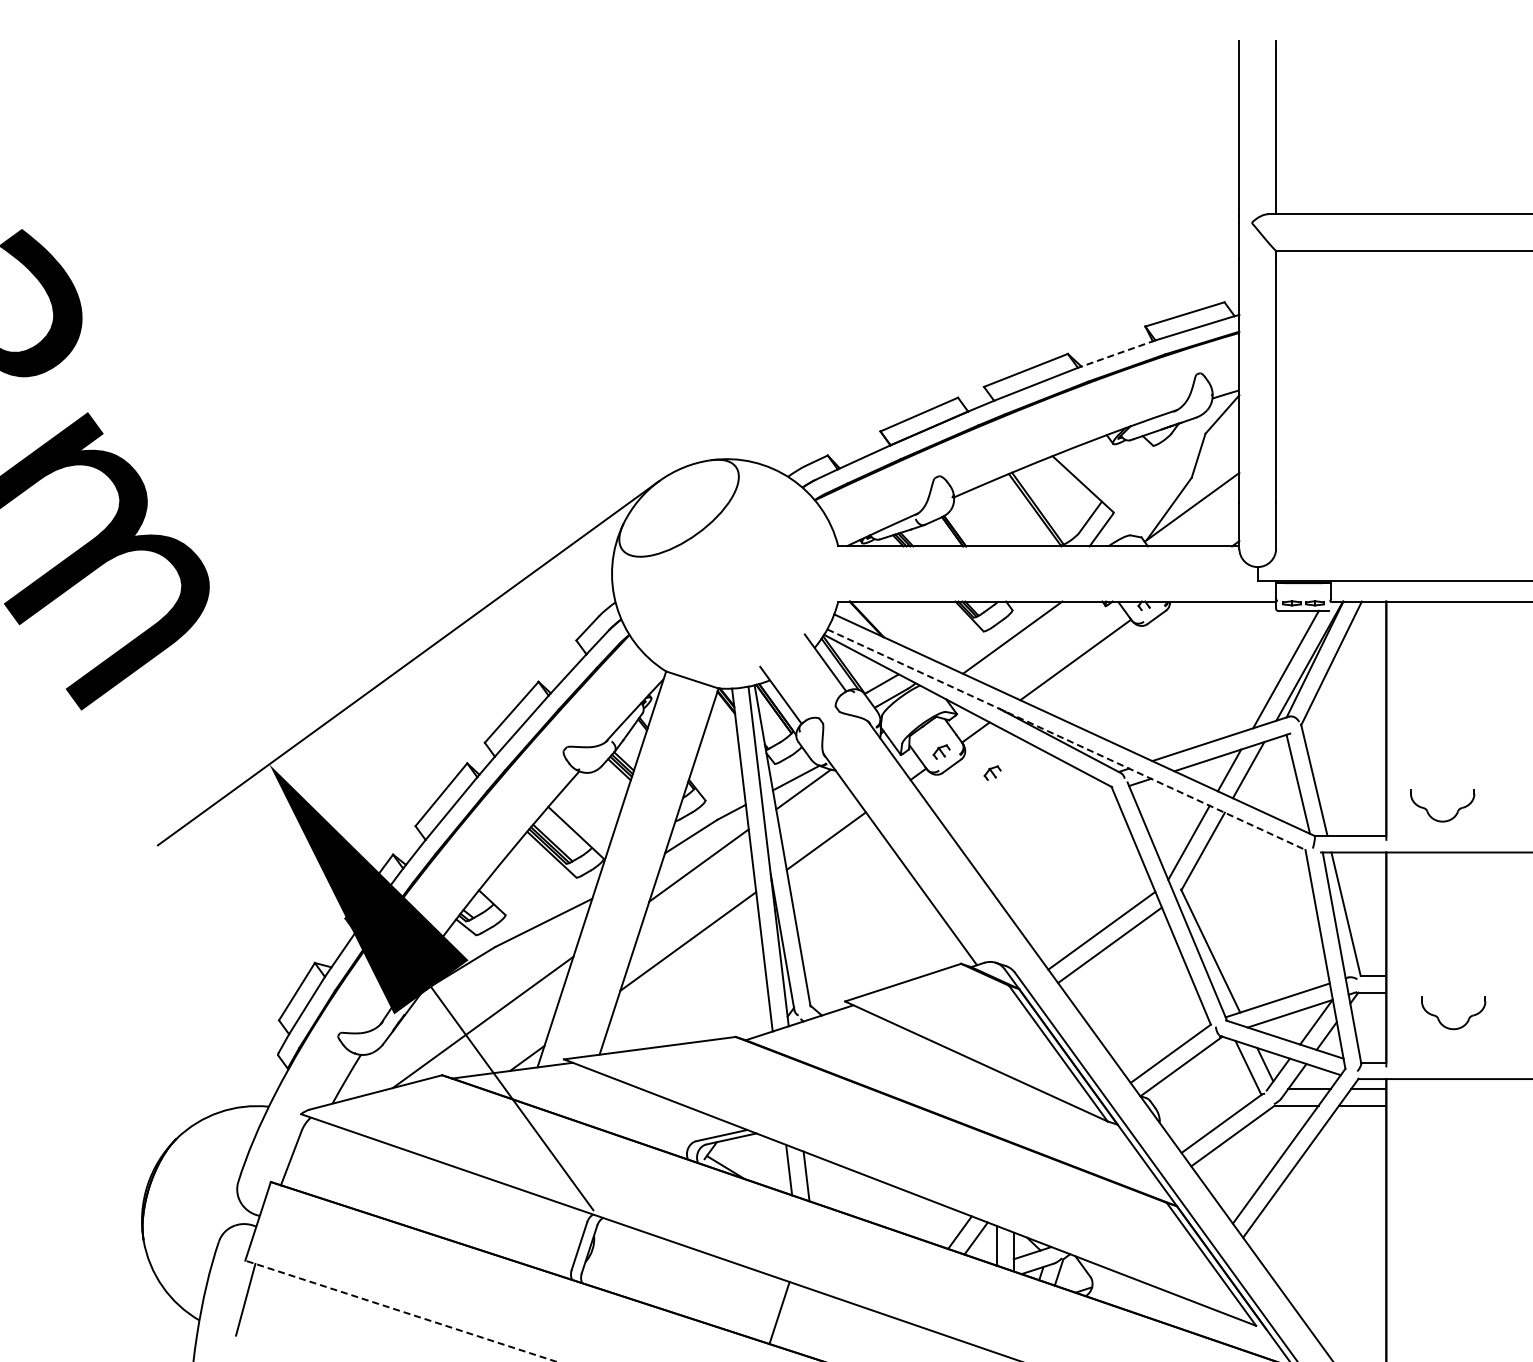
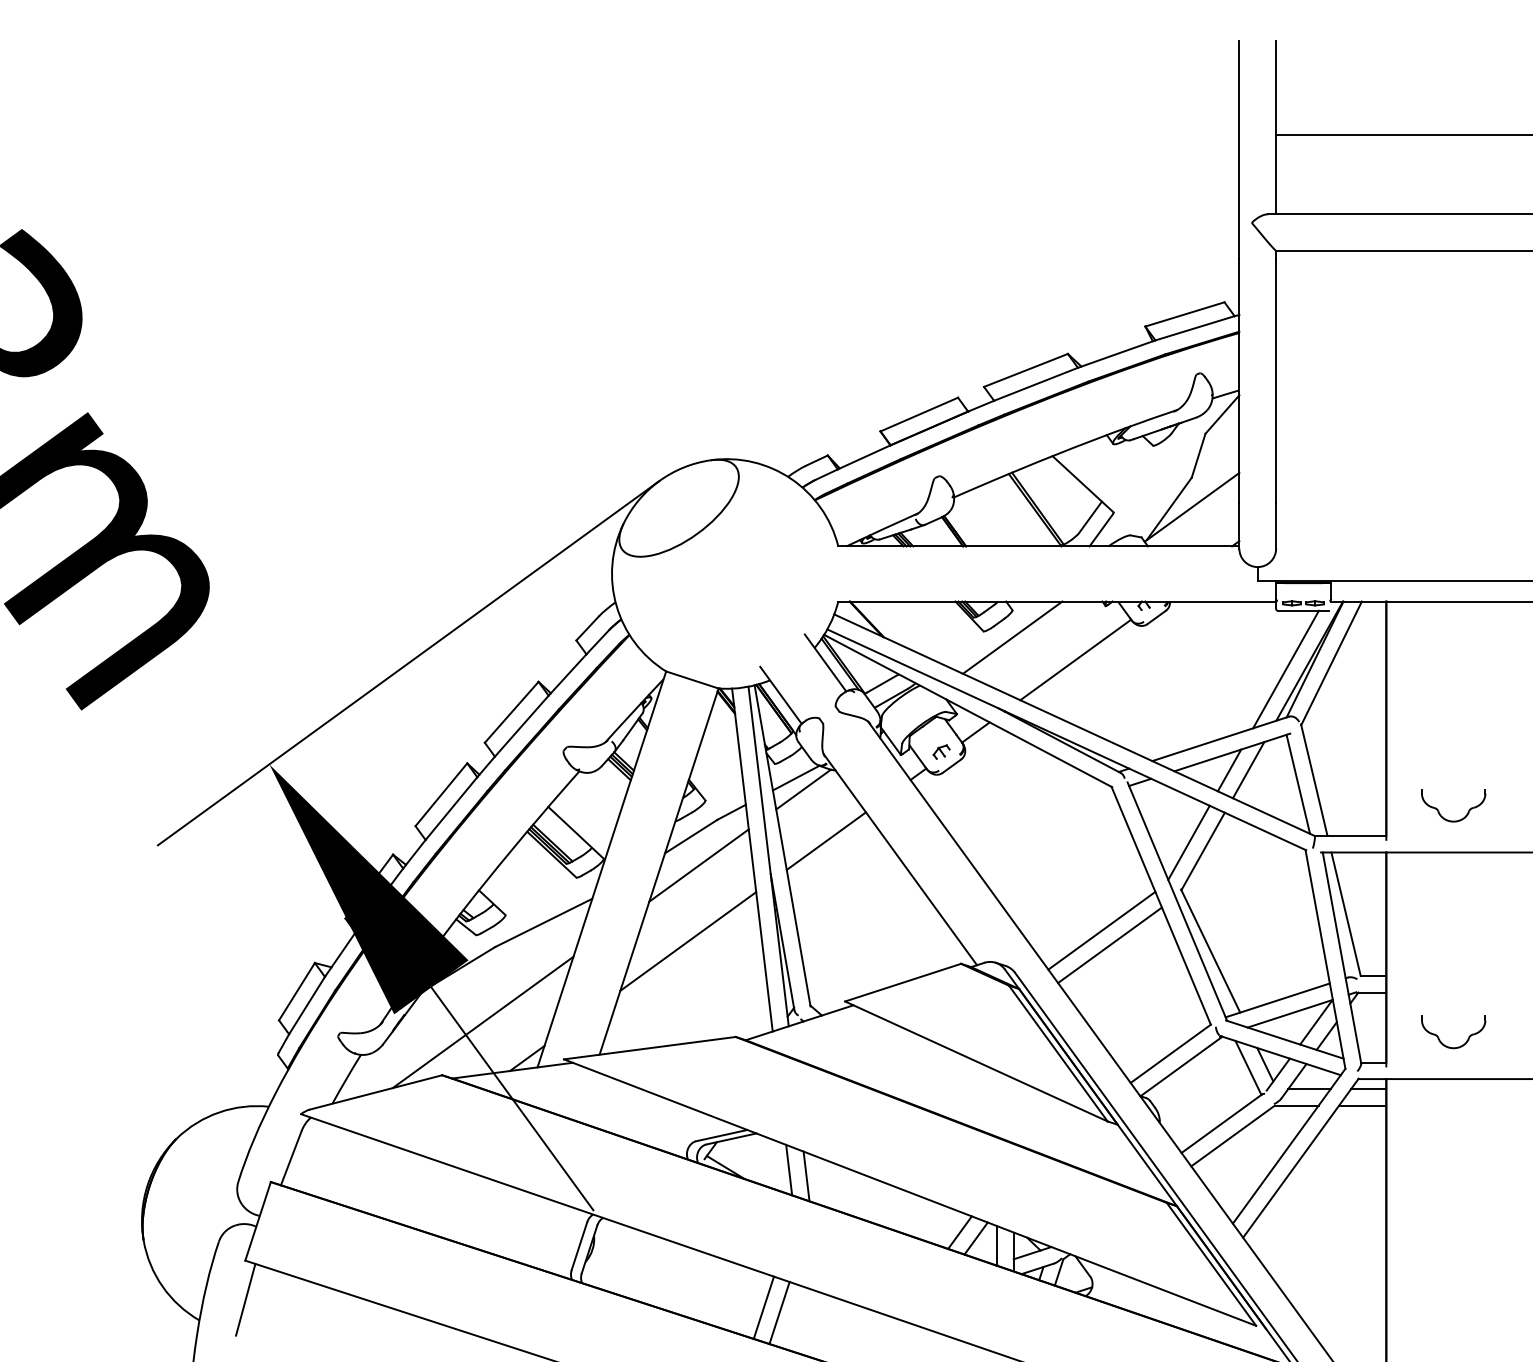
line: none -> present (1402, 134)
line: dashed -> solid (1116, 354)
line: dashed -> solid (1066, 739)
part: present -> none (992, 772)
part position: (1437, 819) -> (1448, 819) (1448, 819)
part position: (1449, 1027) -> (1449, 1046) (1449, 1046)
line: none -> present (763, 1307)
line: dashed -> solid (401, 1311)
